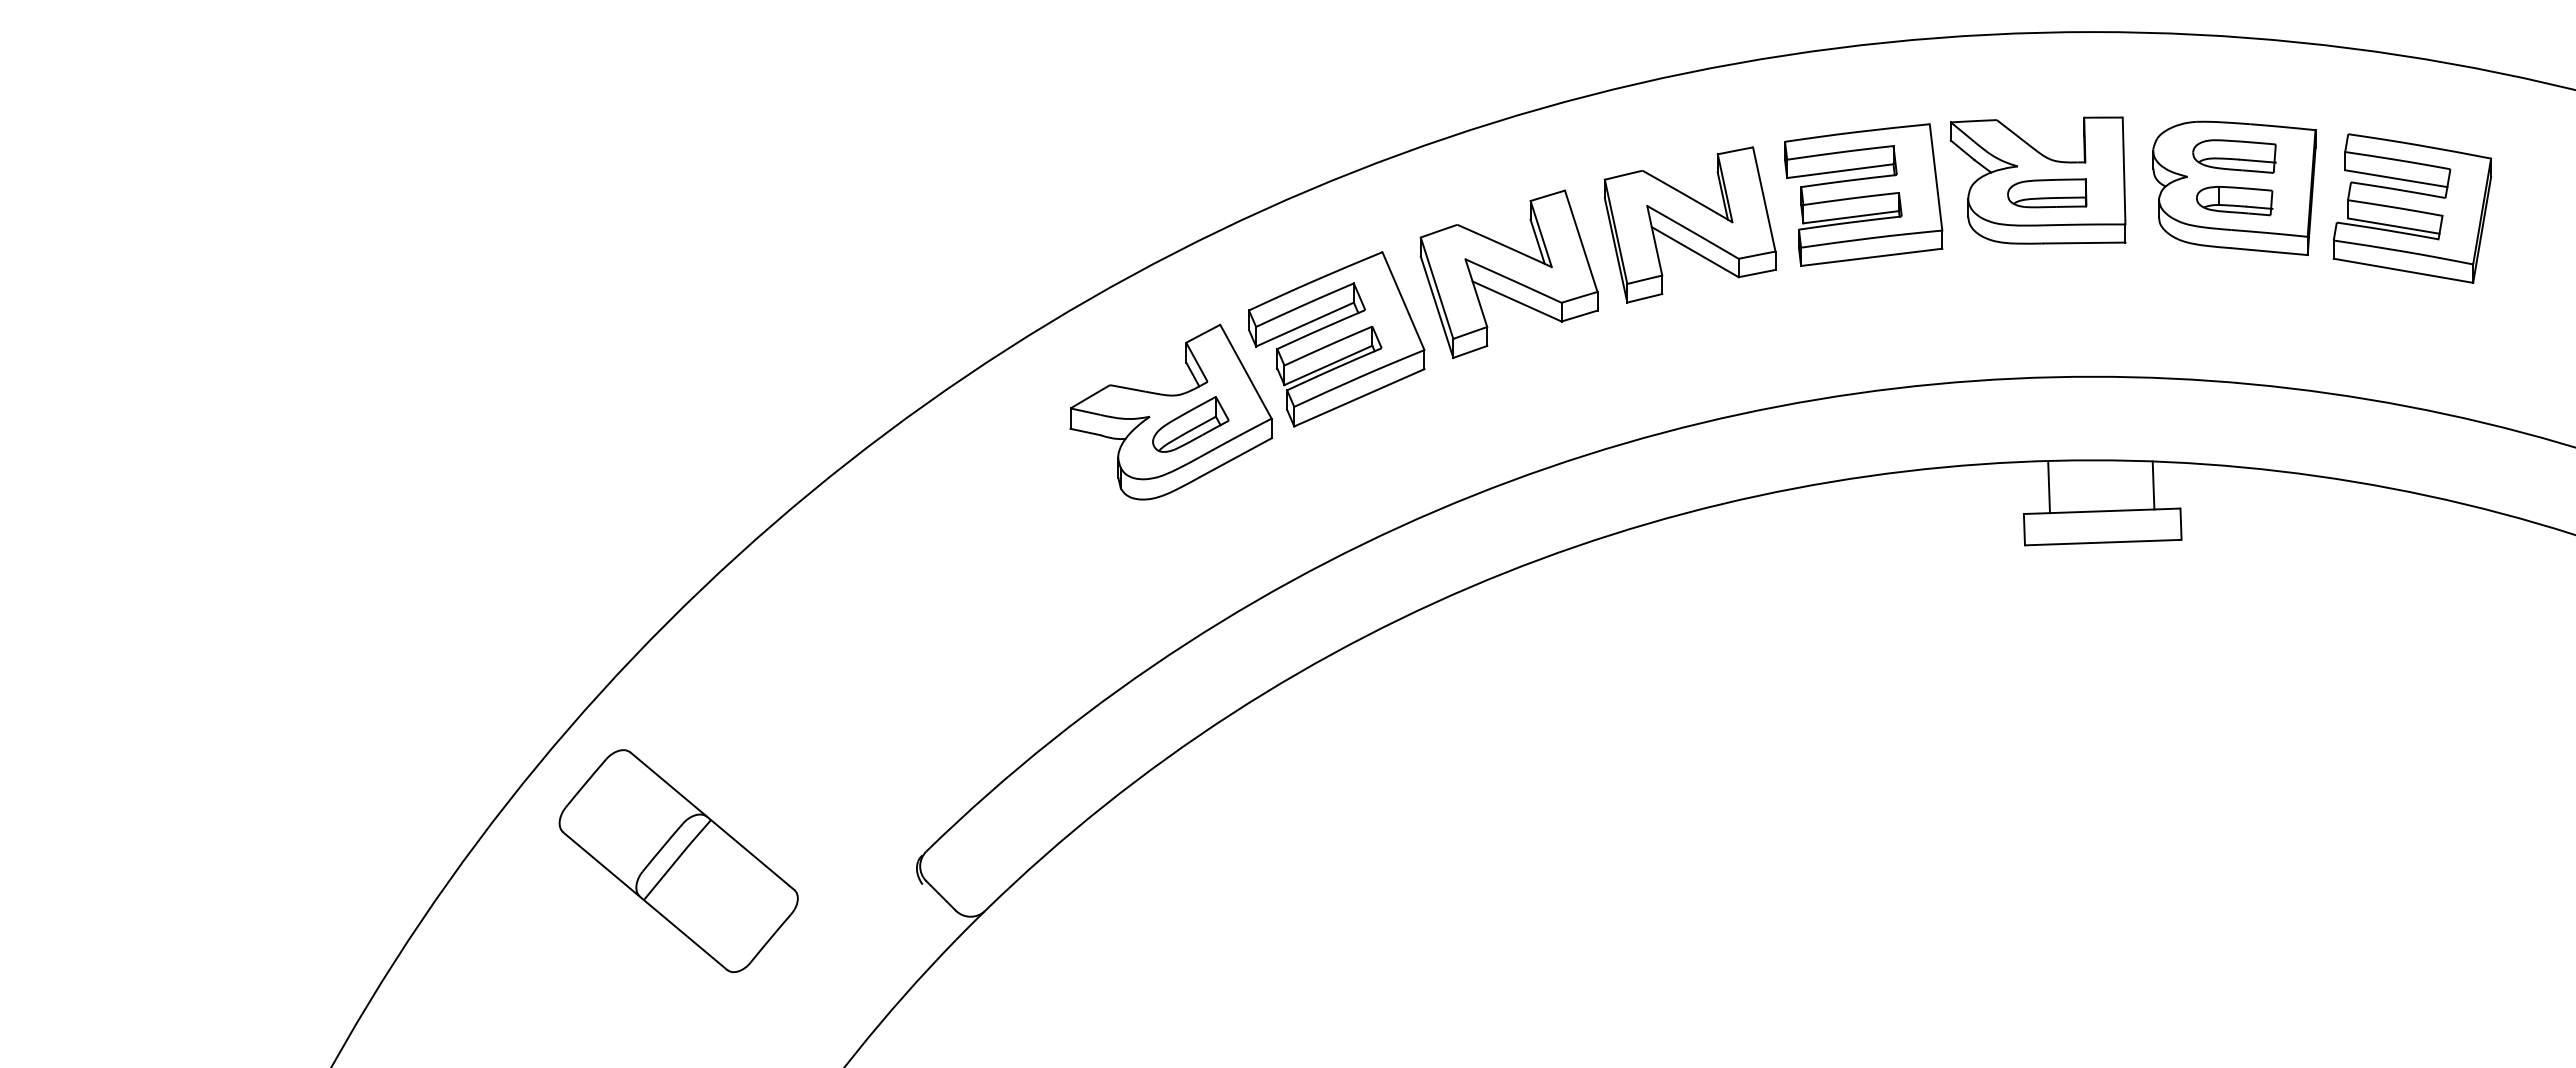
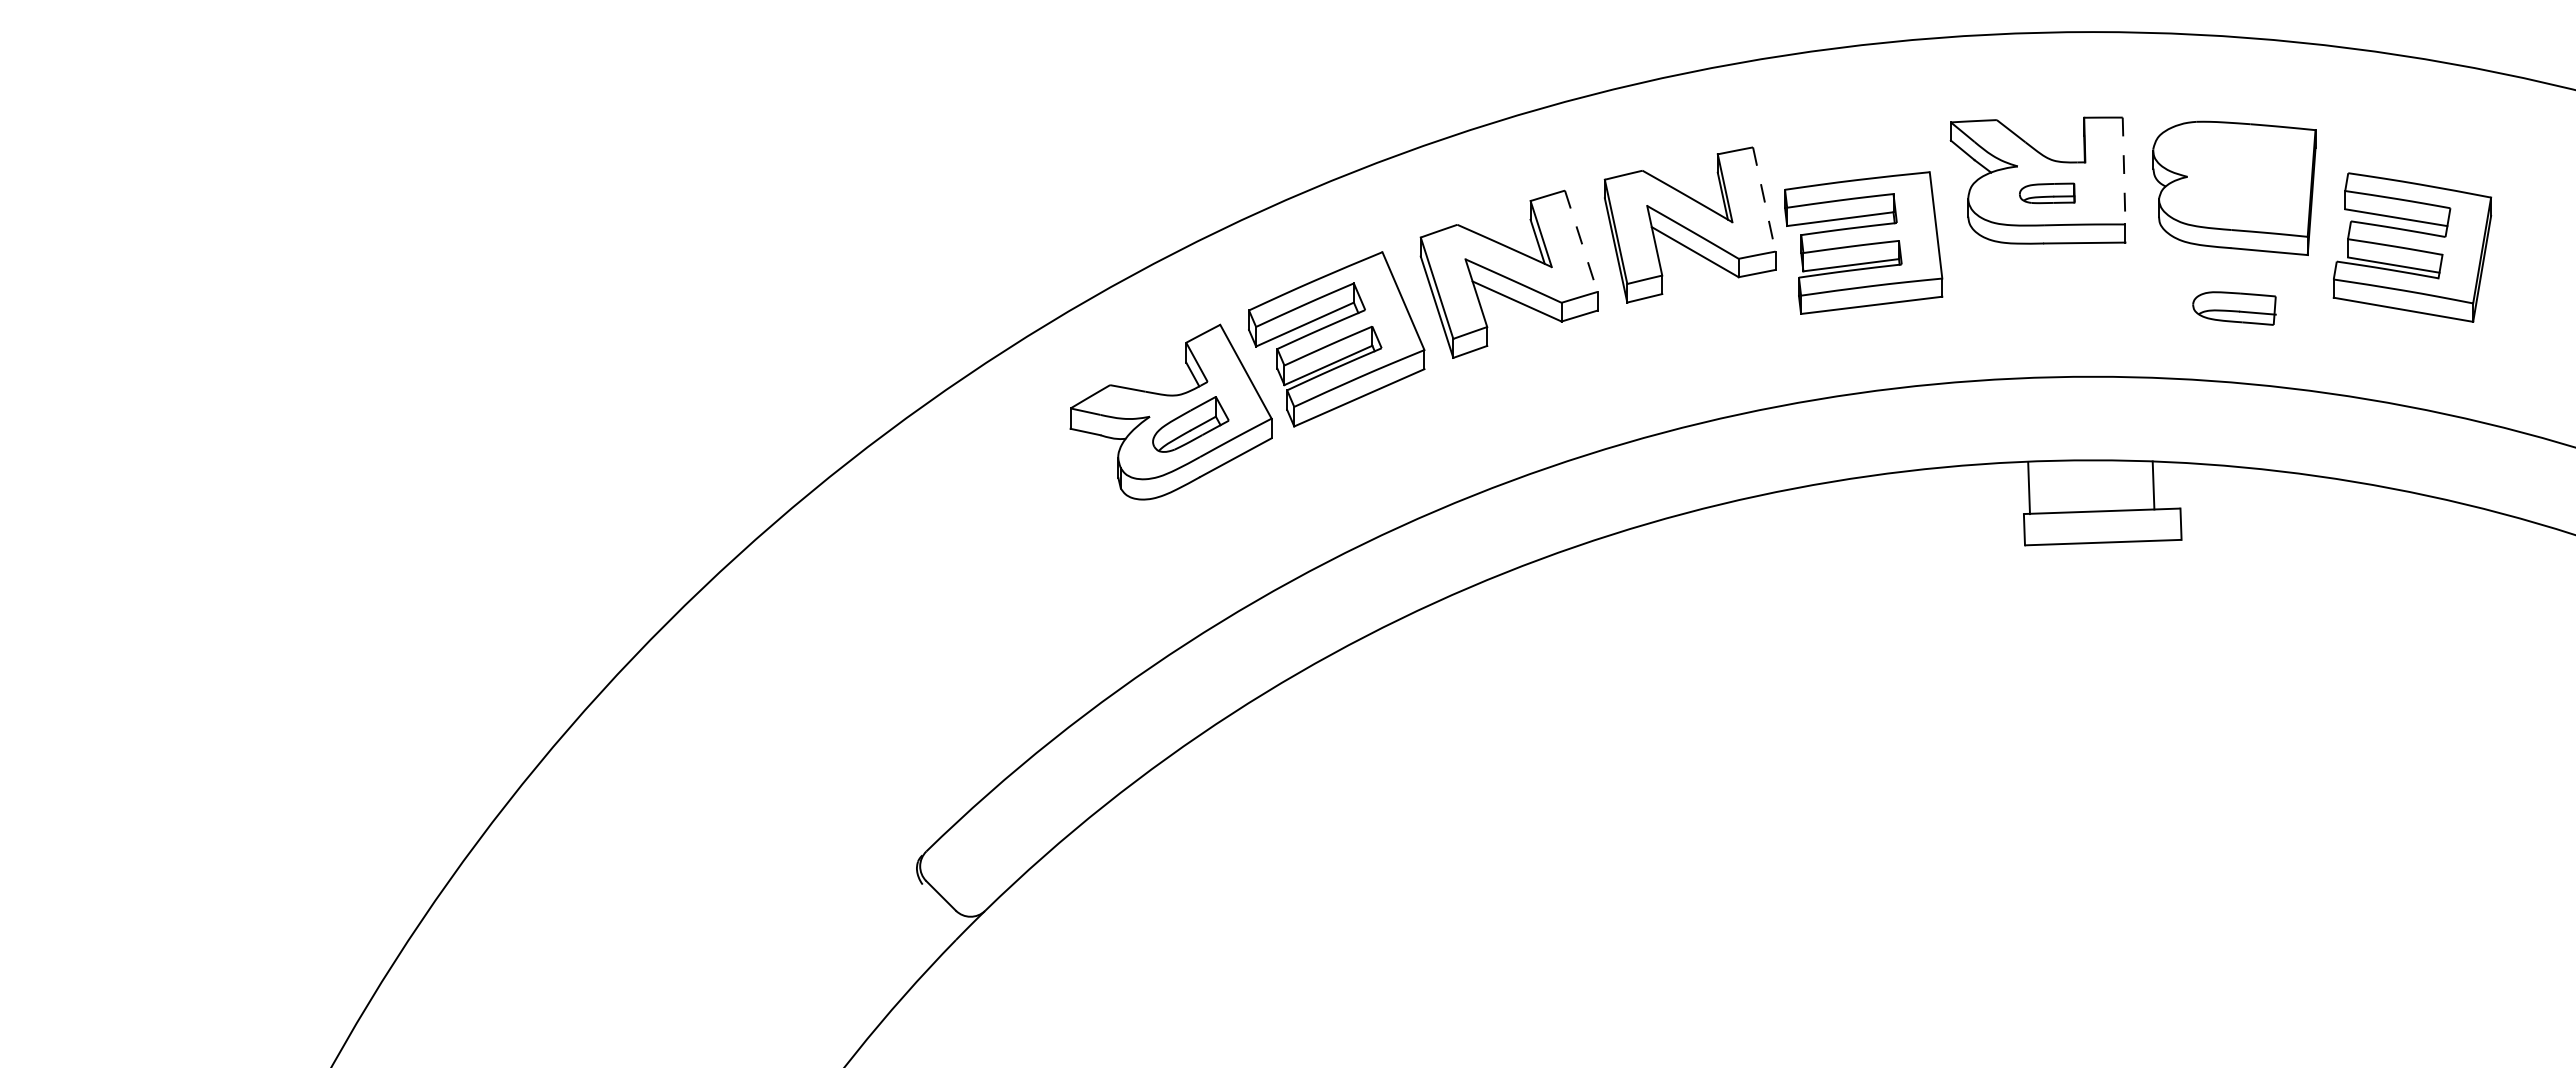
part position: (2234, 156) -> (2234, 308) (2234, 308)
line: solid -> dashed (2124, 171)
part size: 81x31 px -> 57x23 px (2047, 193)
part position: (1863, 194) -> (1863, 242) (1863, 242)
line: solid -> dashed (1764, 200)
part: present -> none (2234, 200)
part position: (2412, 208) -> (2412, 247) (2412, 247)
line: solid -> dashed (1581, 241)
line position: (2049, 486) -> (2029, 487) (2029, 487)
part: present -> none (678, 861)
